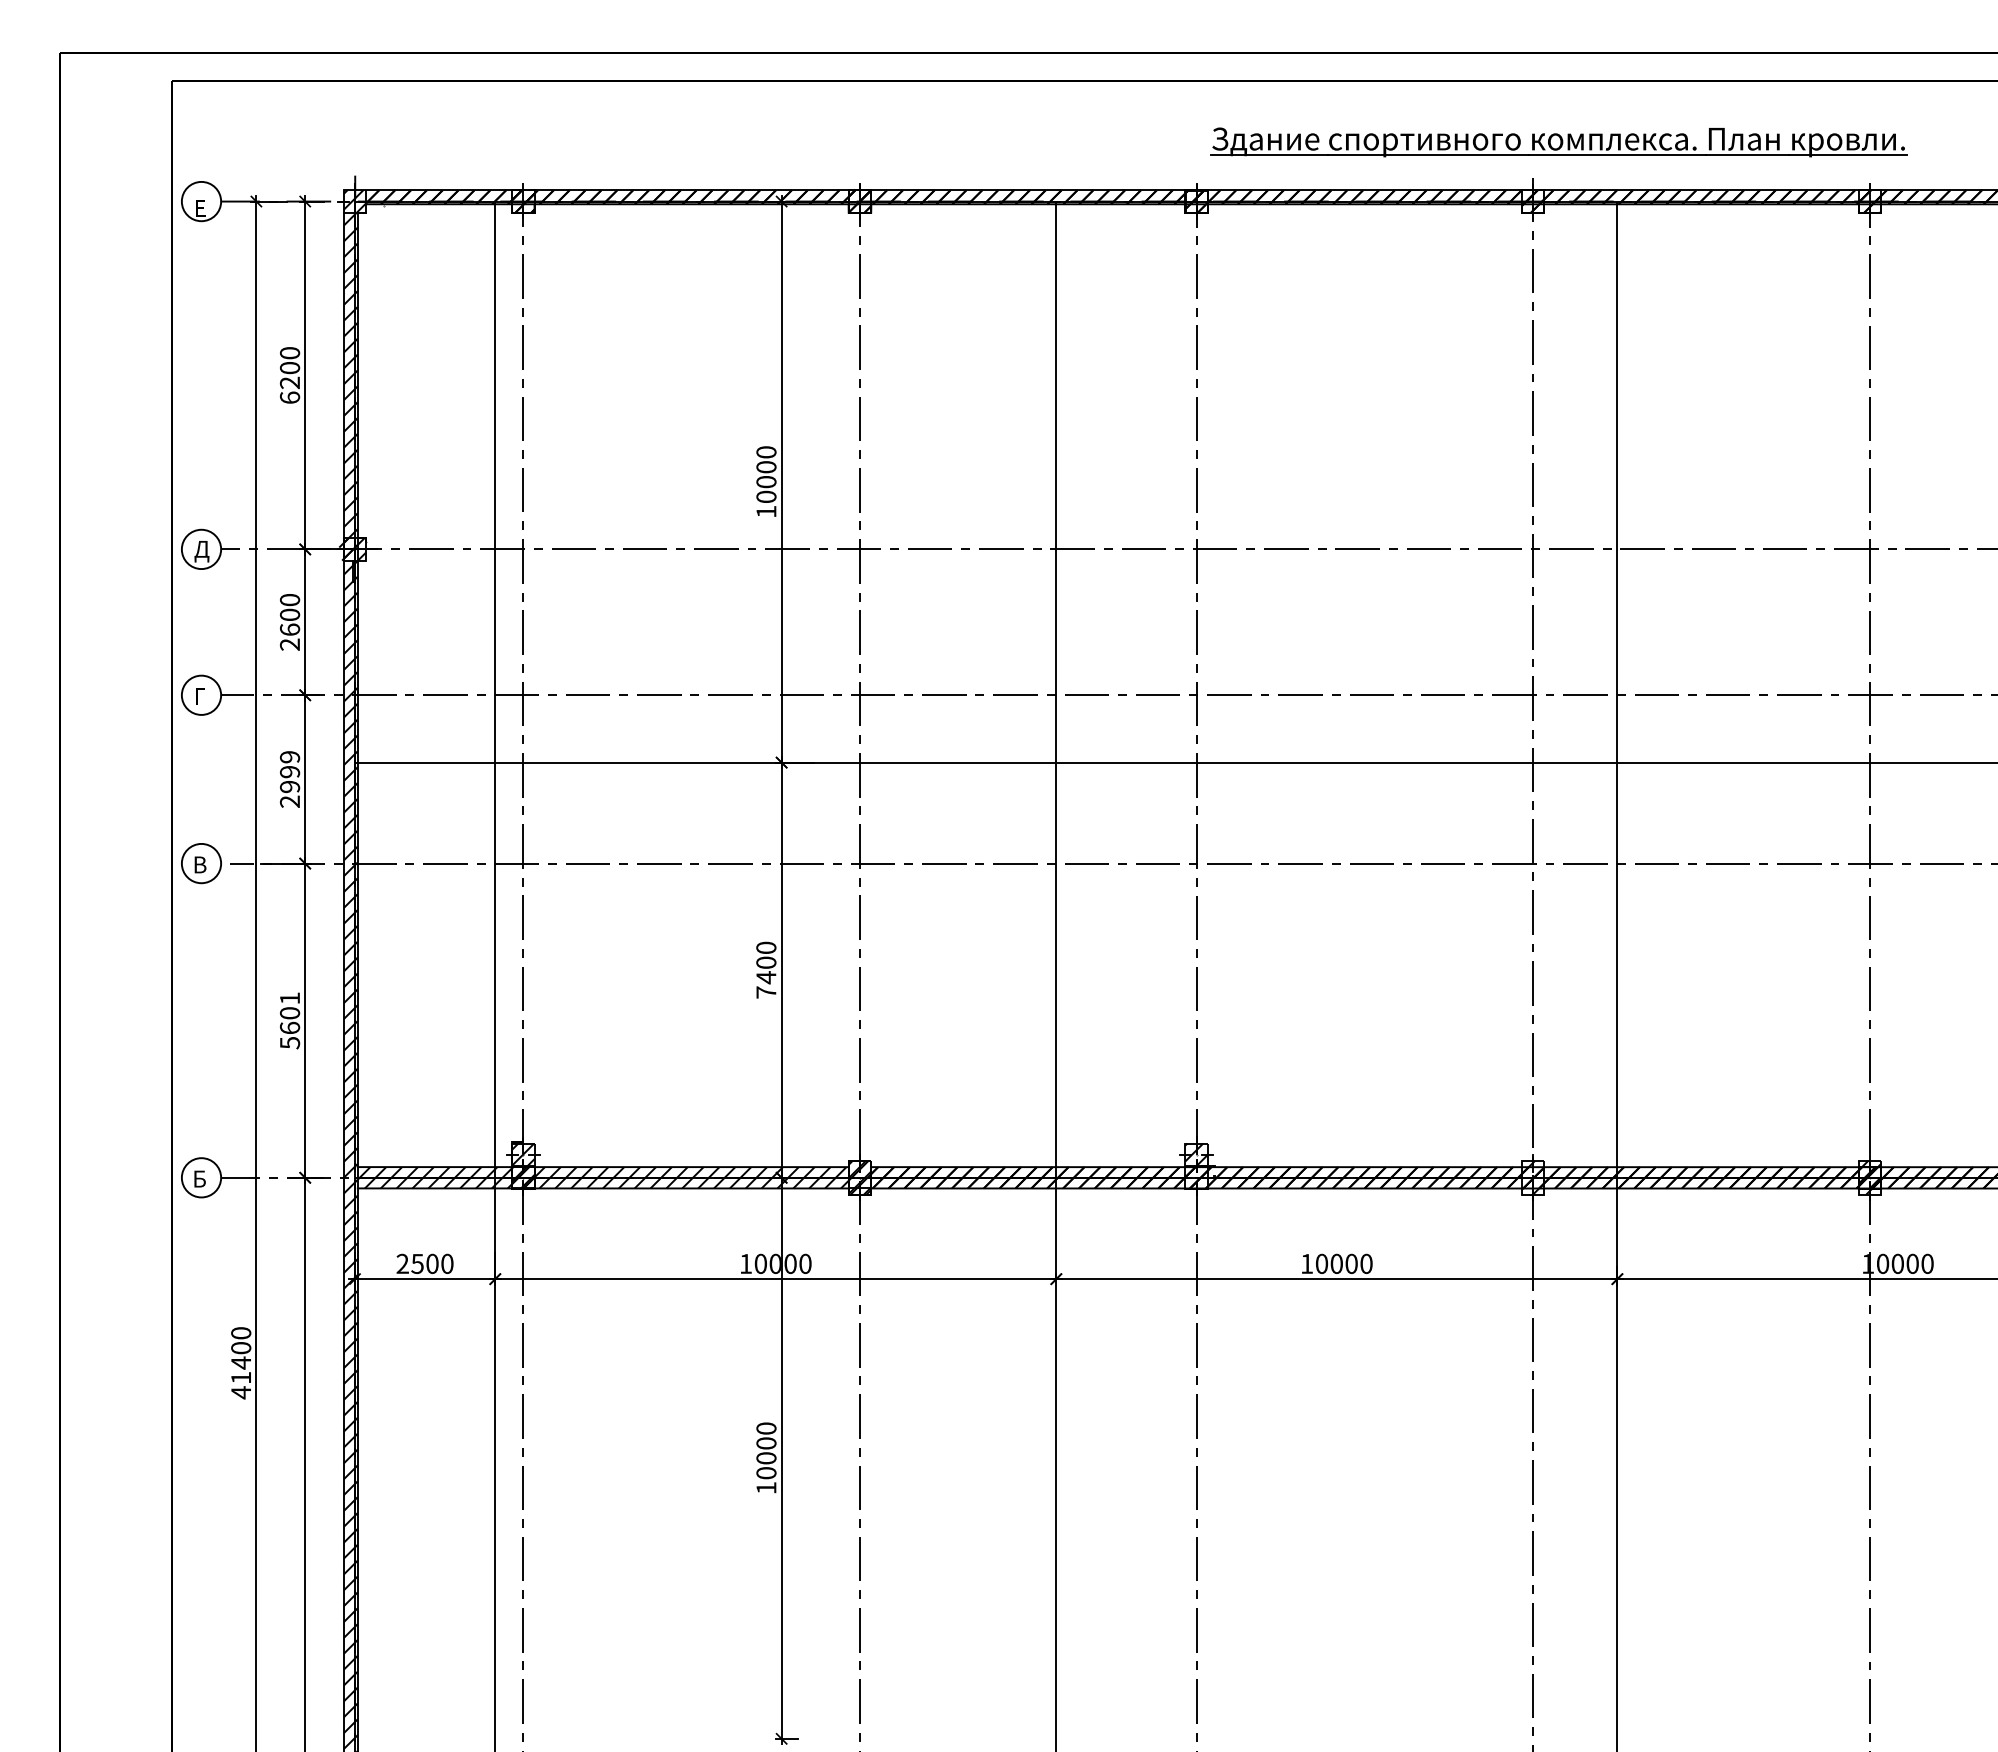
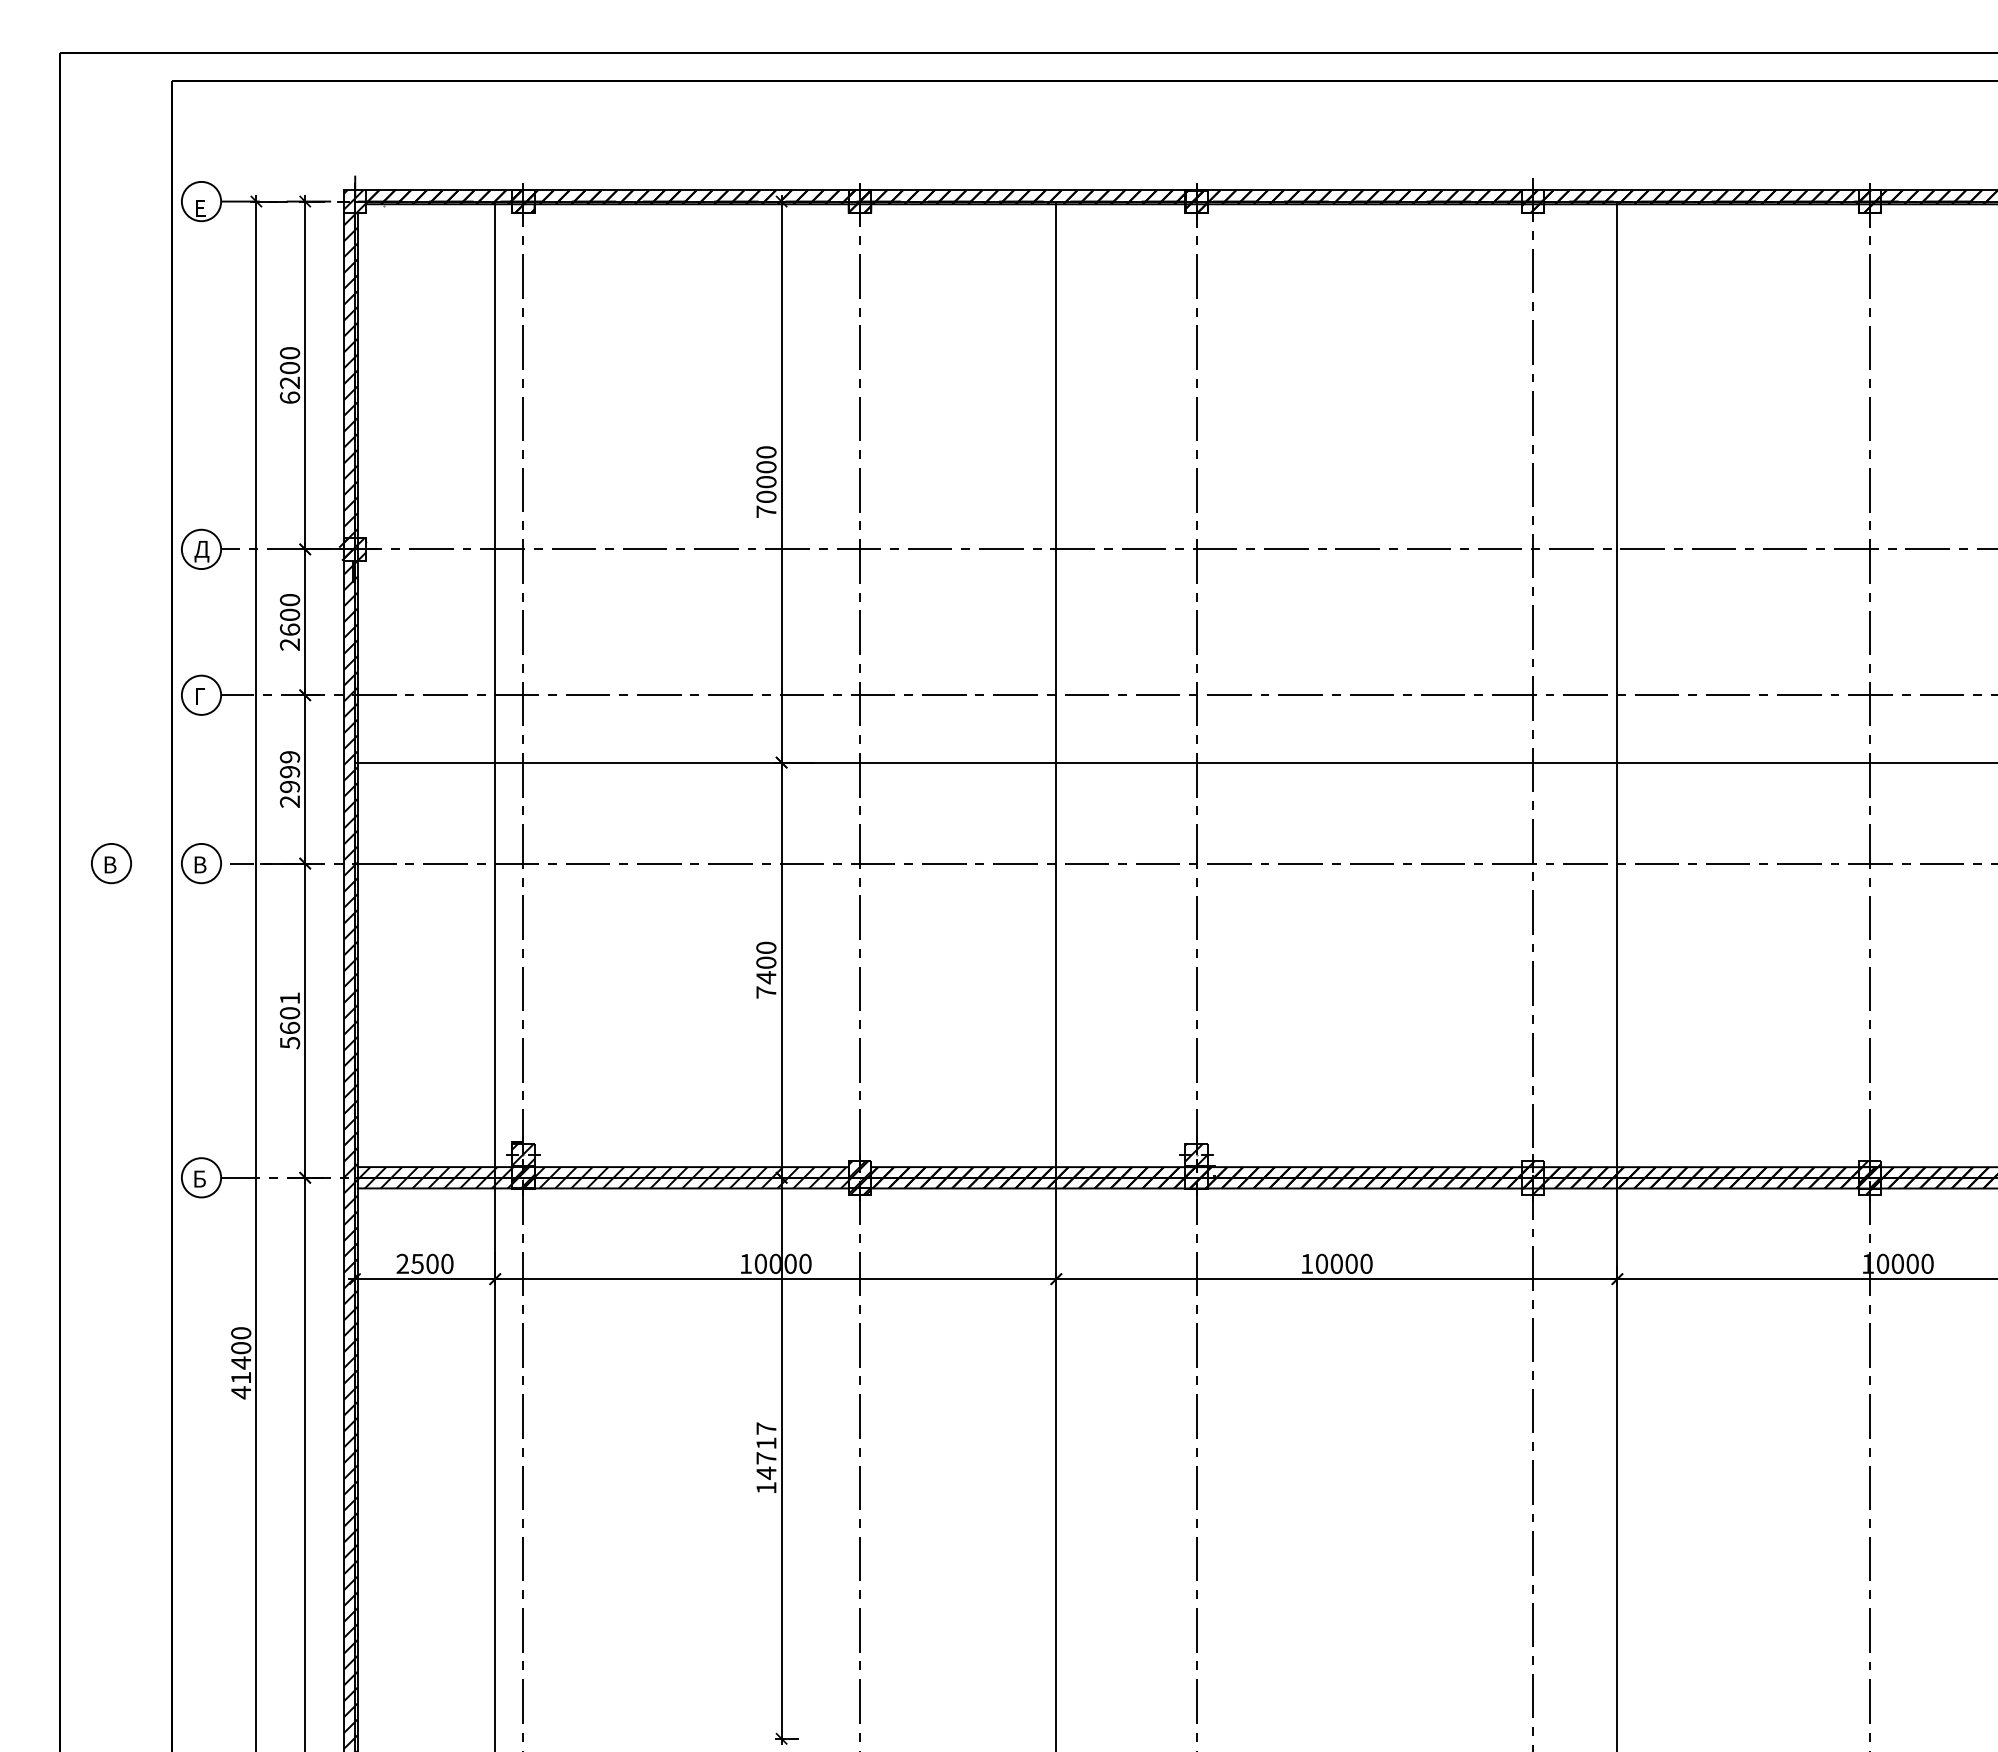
part: present -> none (1558, 142)
text: 10000 -> 70000 (766, 511)
part: none -> present (111, 863)
text: 10000 -> 14717 (766, 1450)
